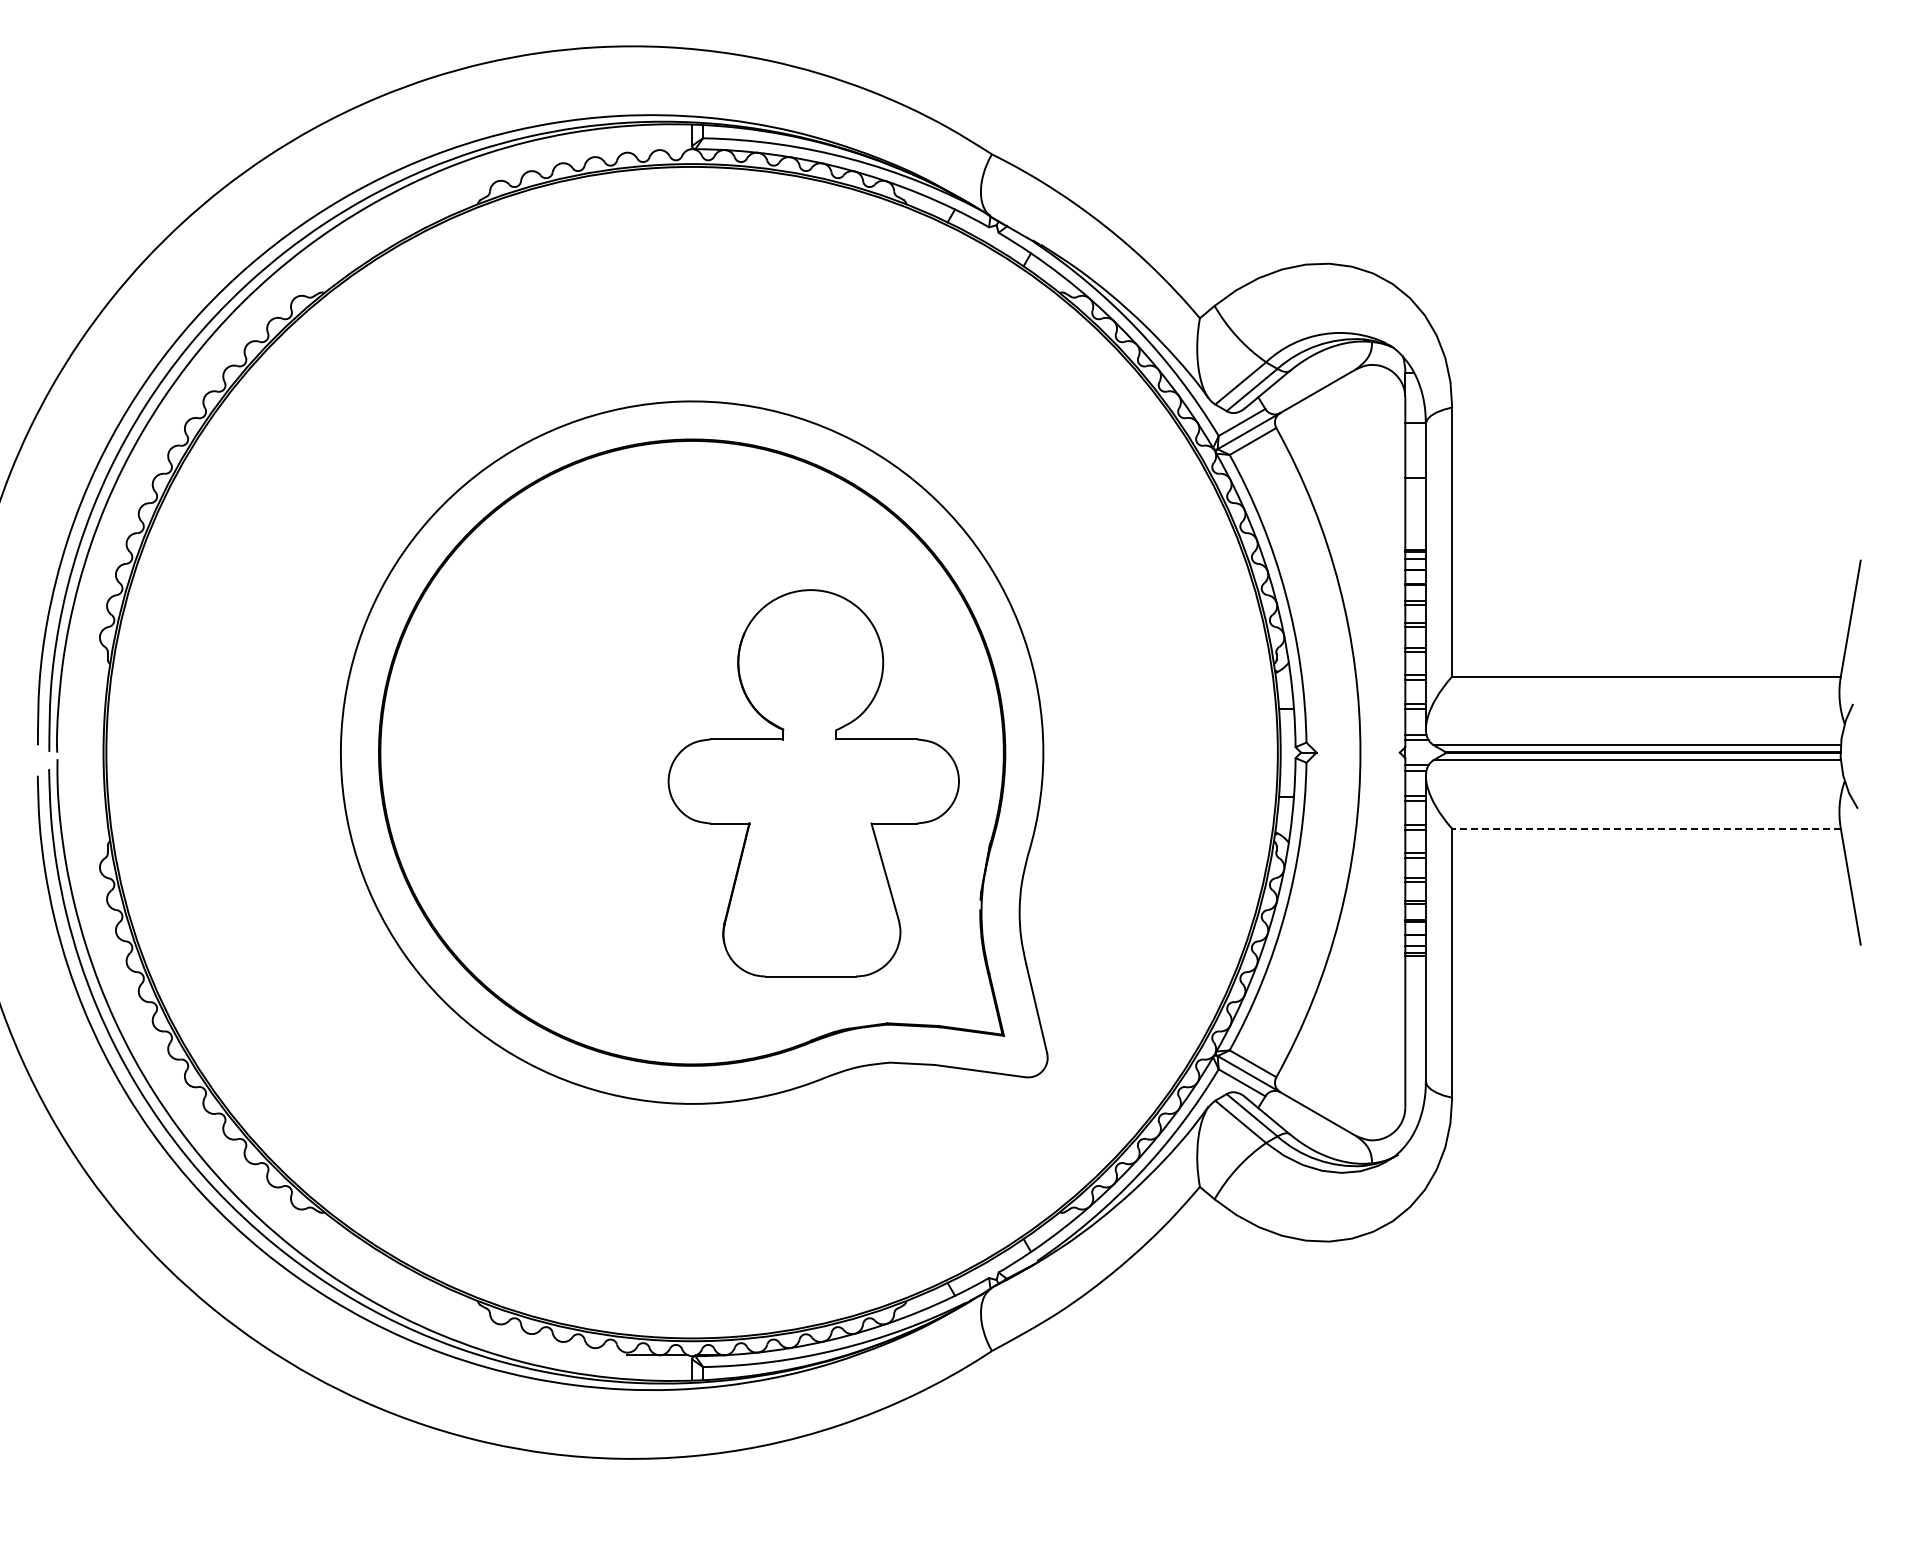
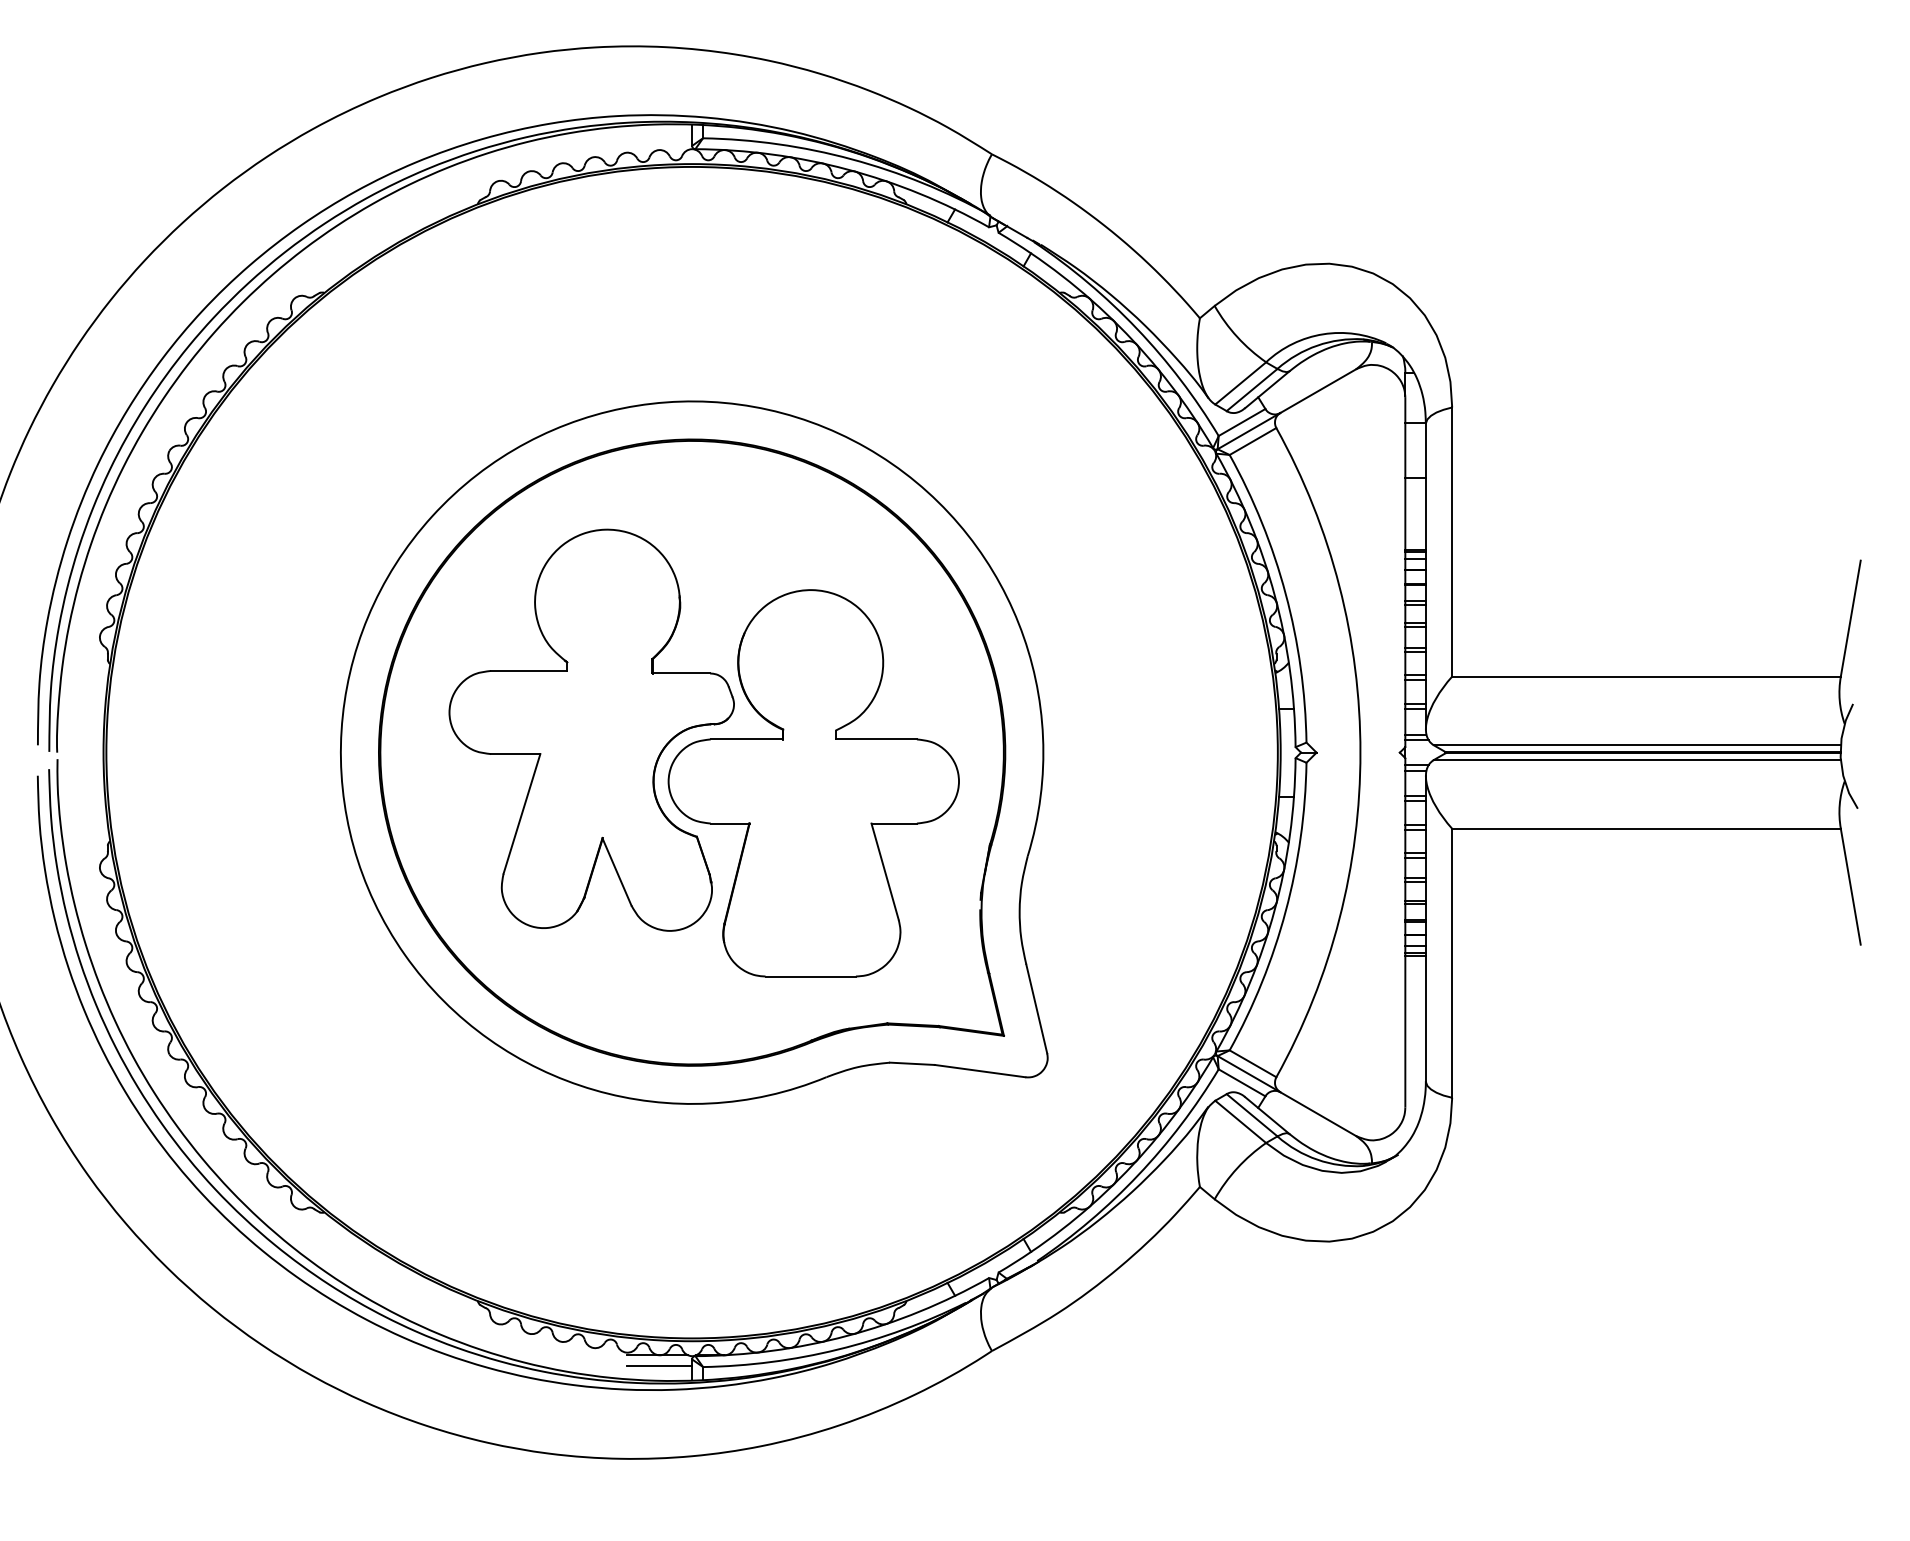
part: none -> present (591, 729)
line: dashed -> solid (1646, 828)
line: none -> present (659, 1366)
